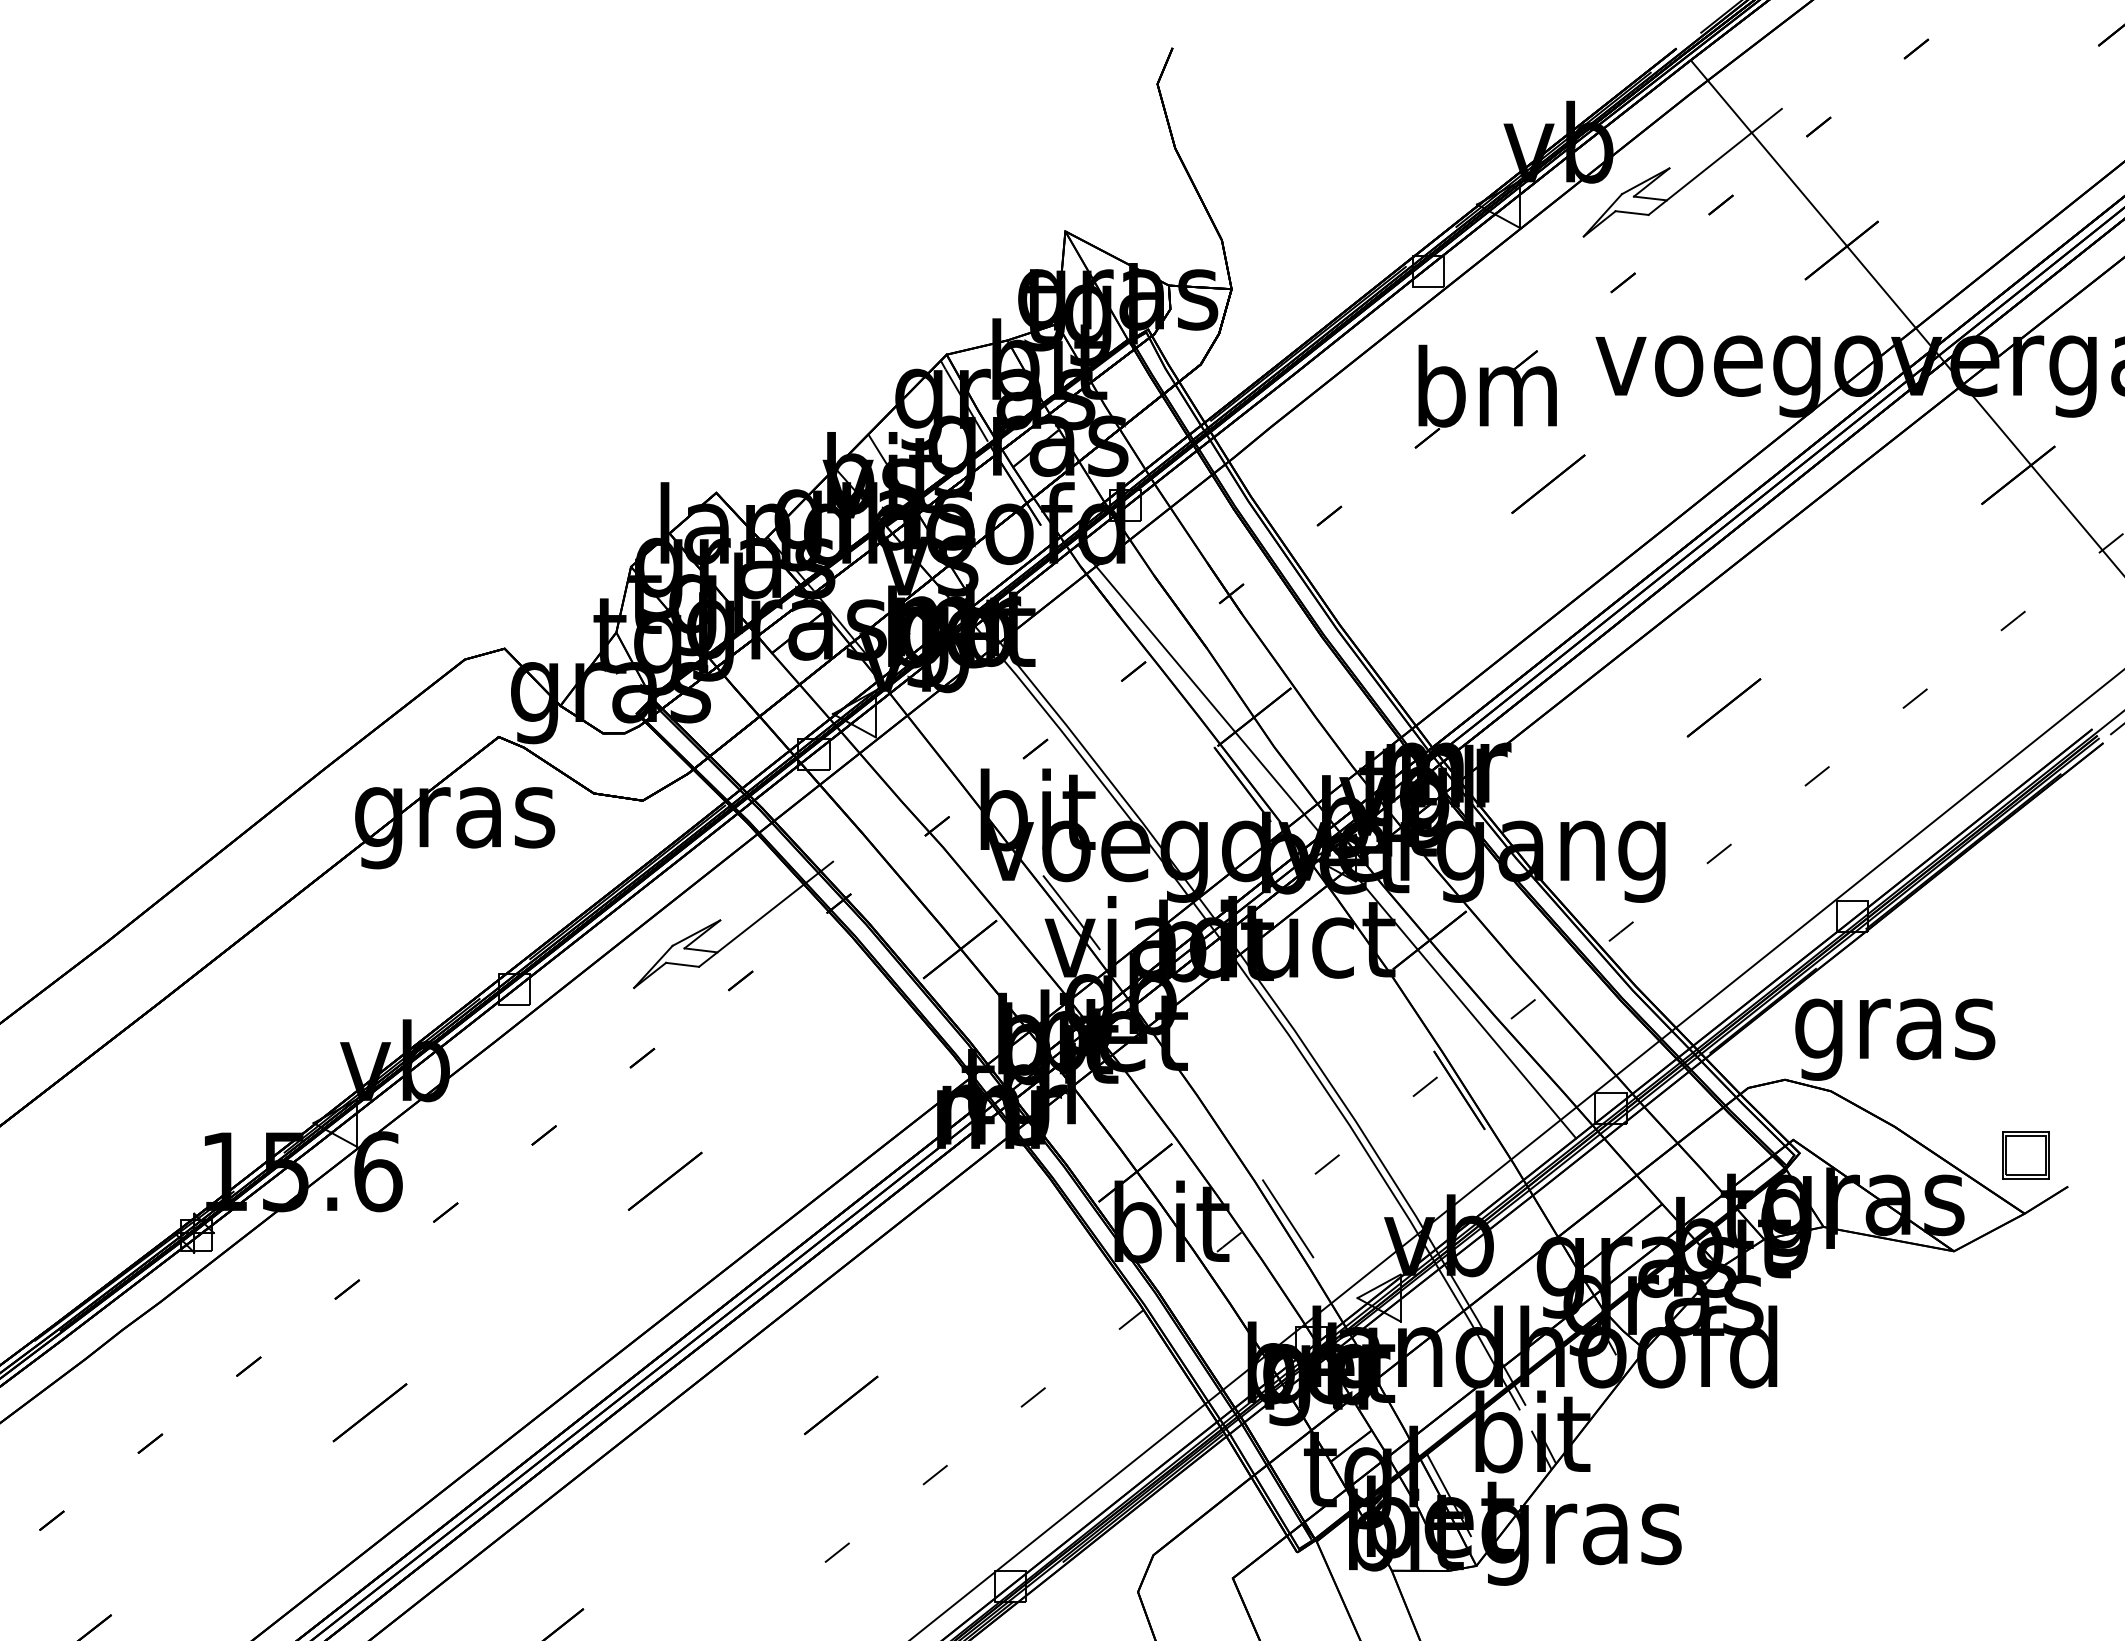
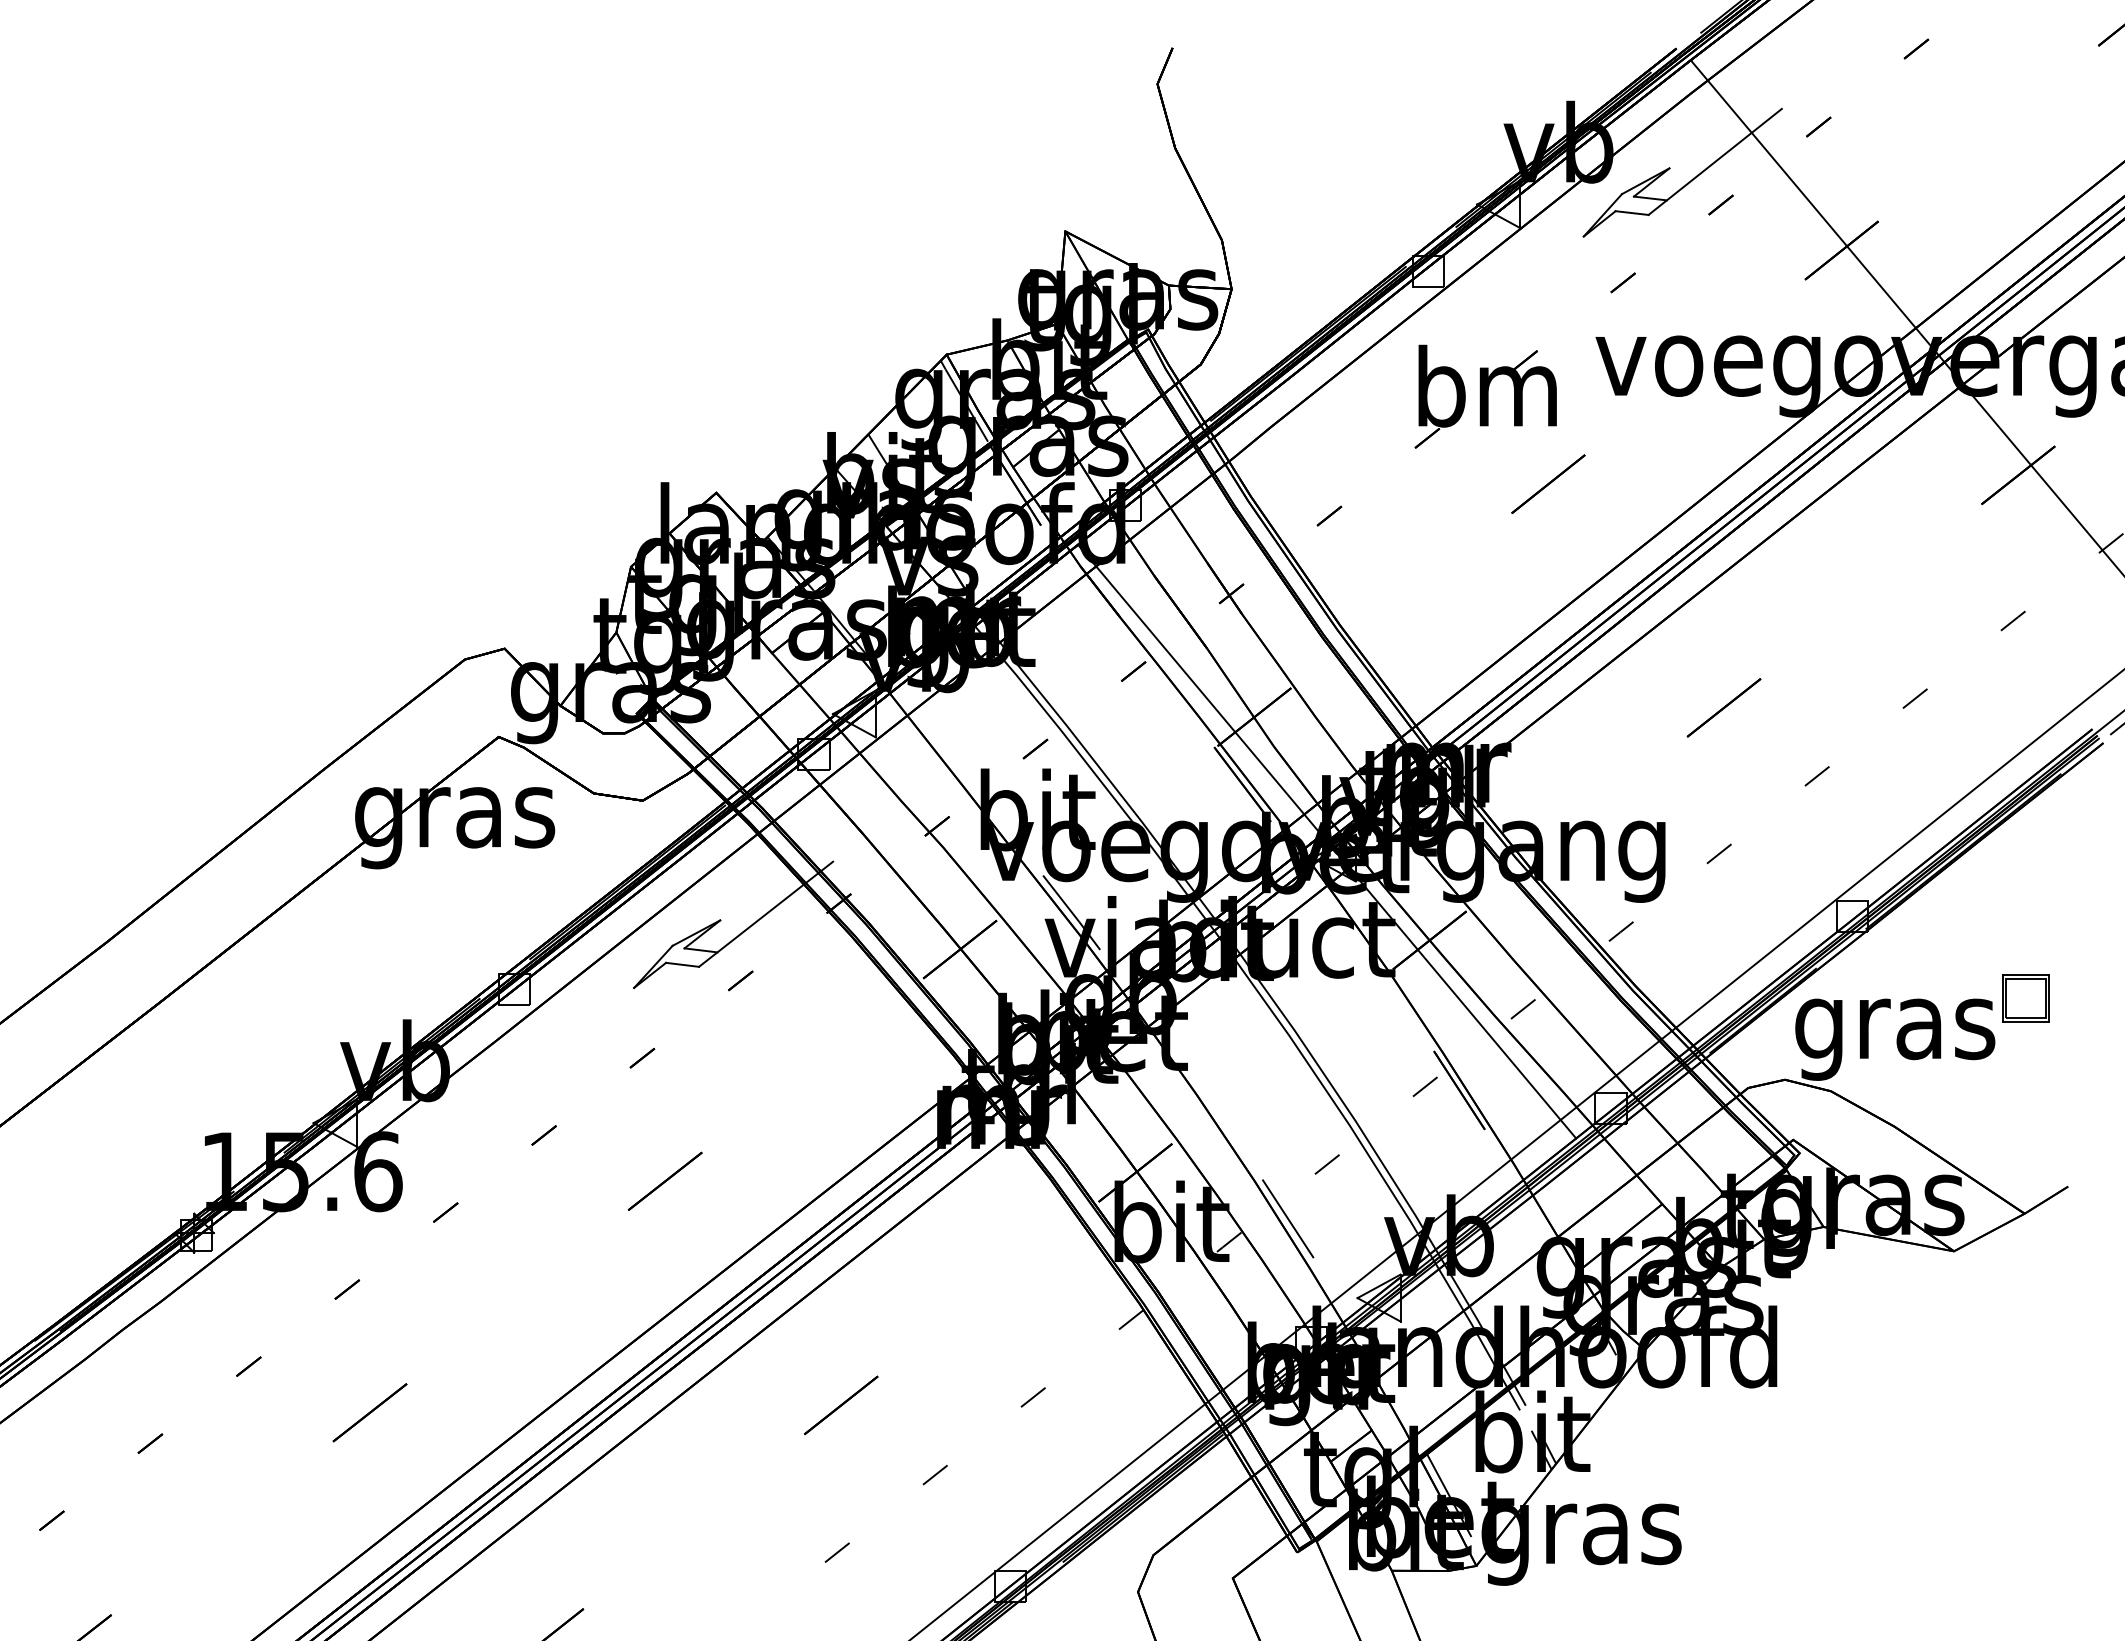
part position: (2025, 1155) -> (2025, 998) (2025, 998)
